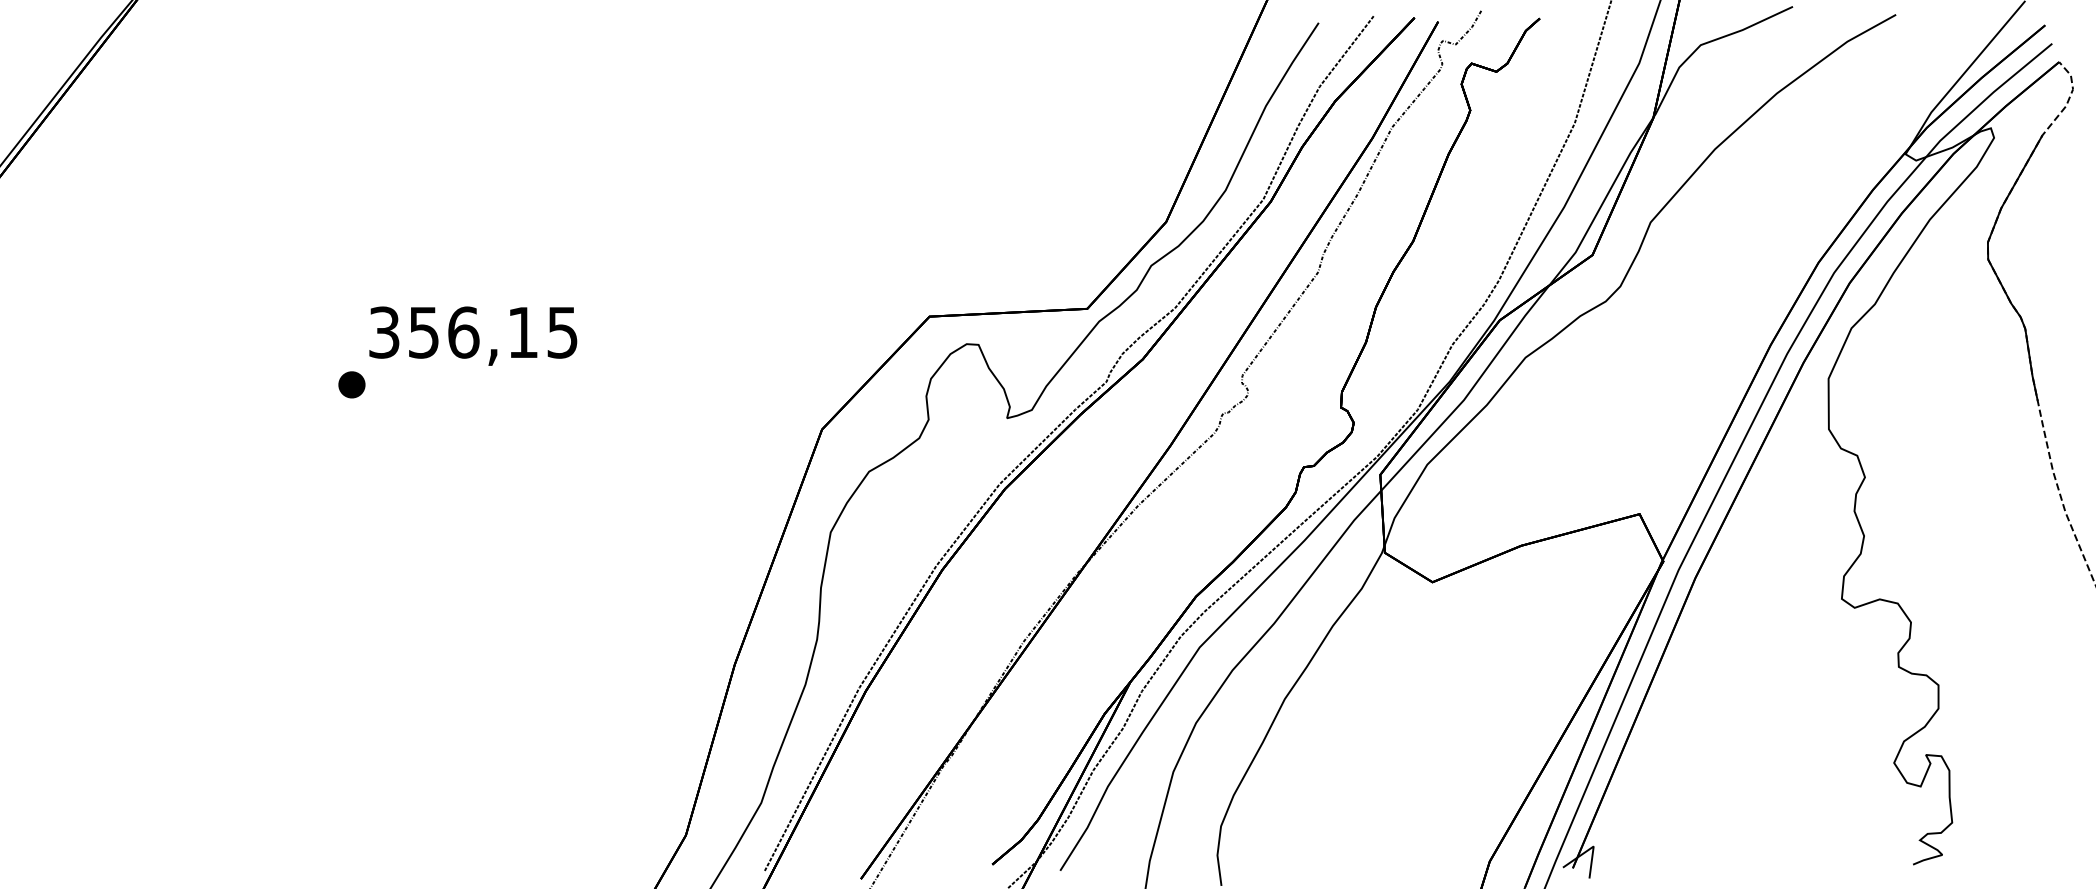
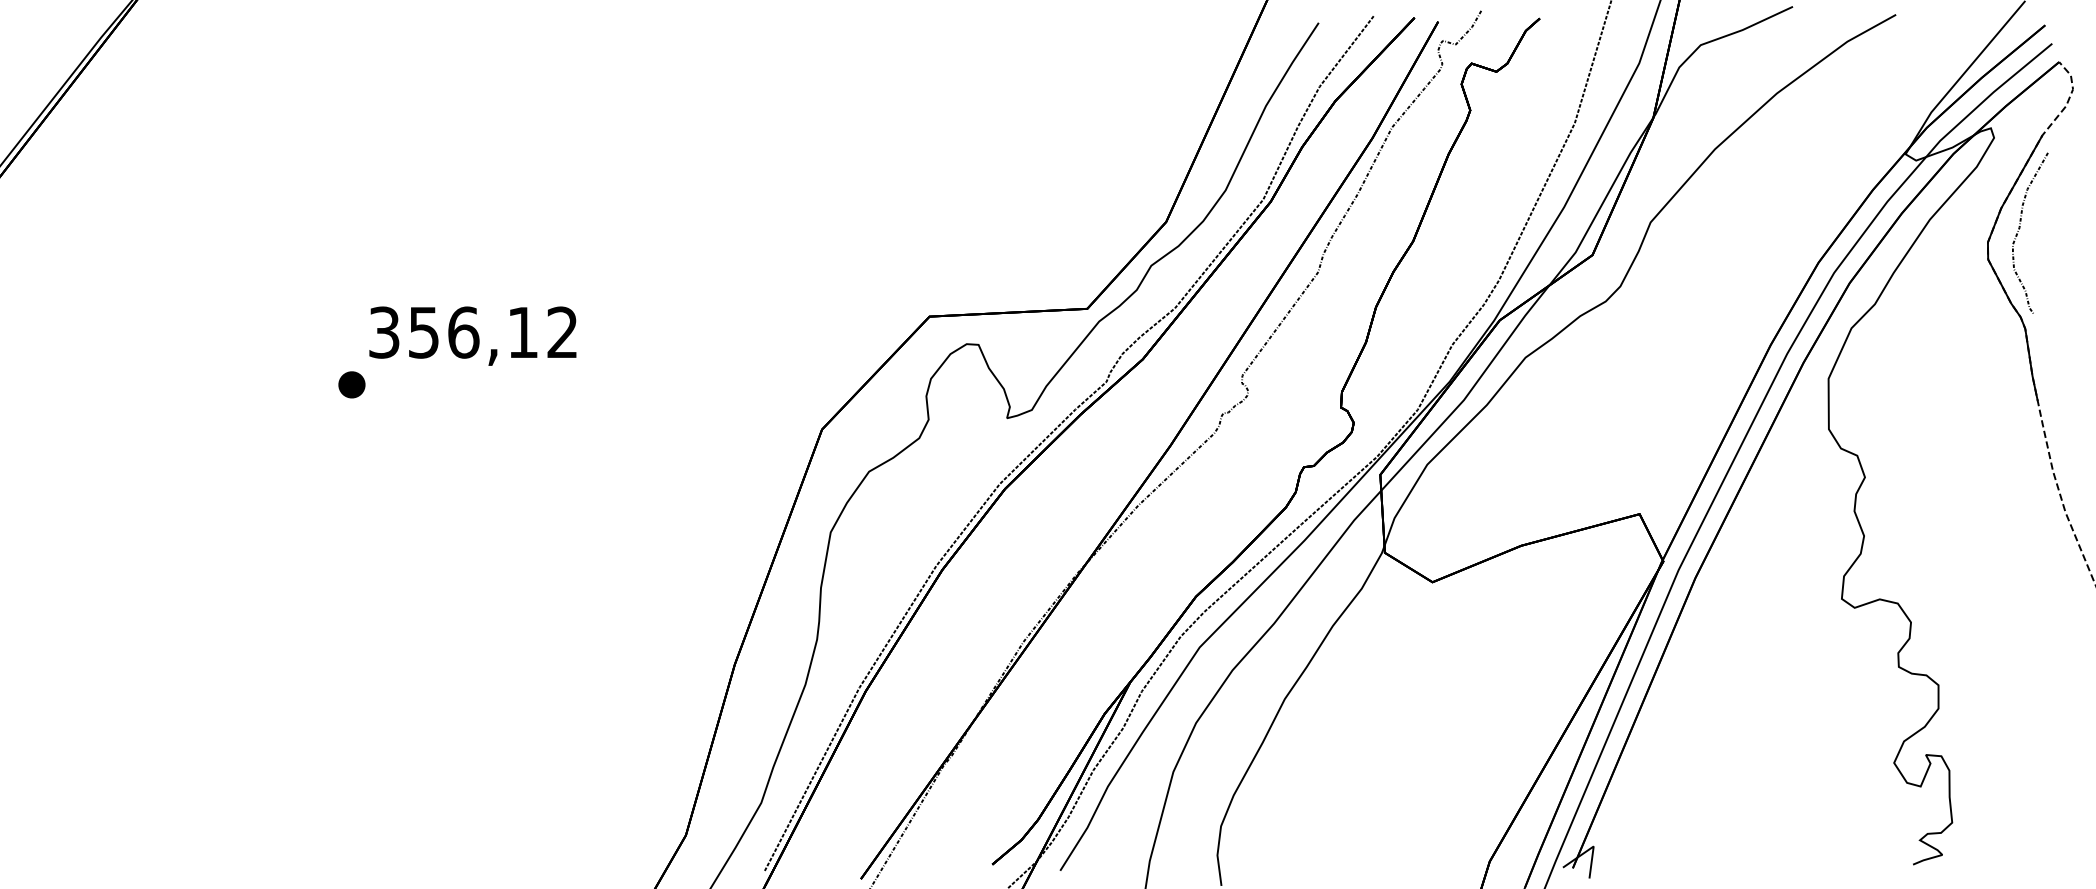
curve: none -> present (2020, 228)
text: 356,15 -> 356,12 (562, 332)
